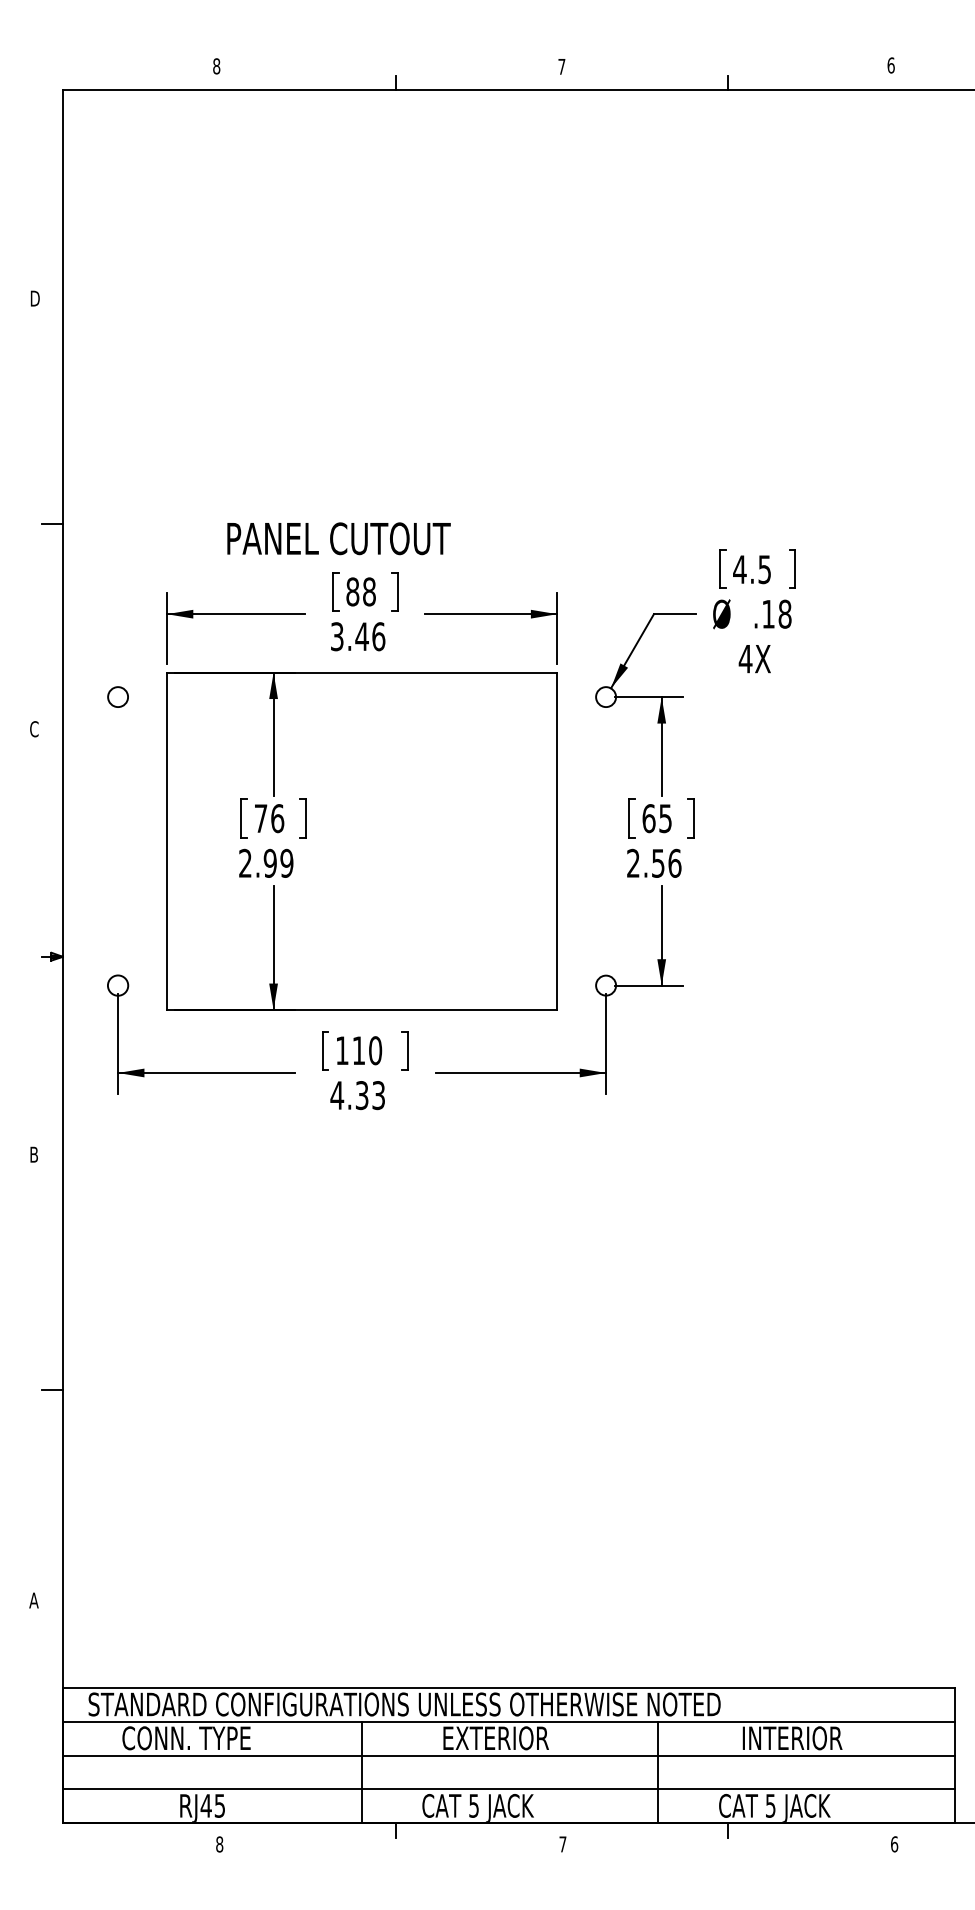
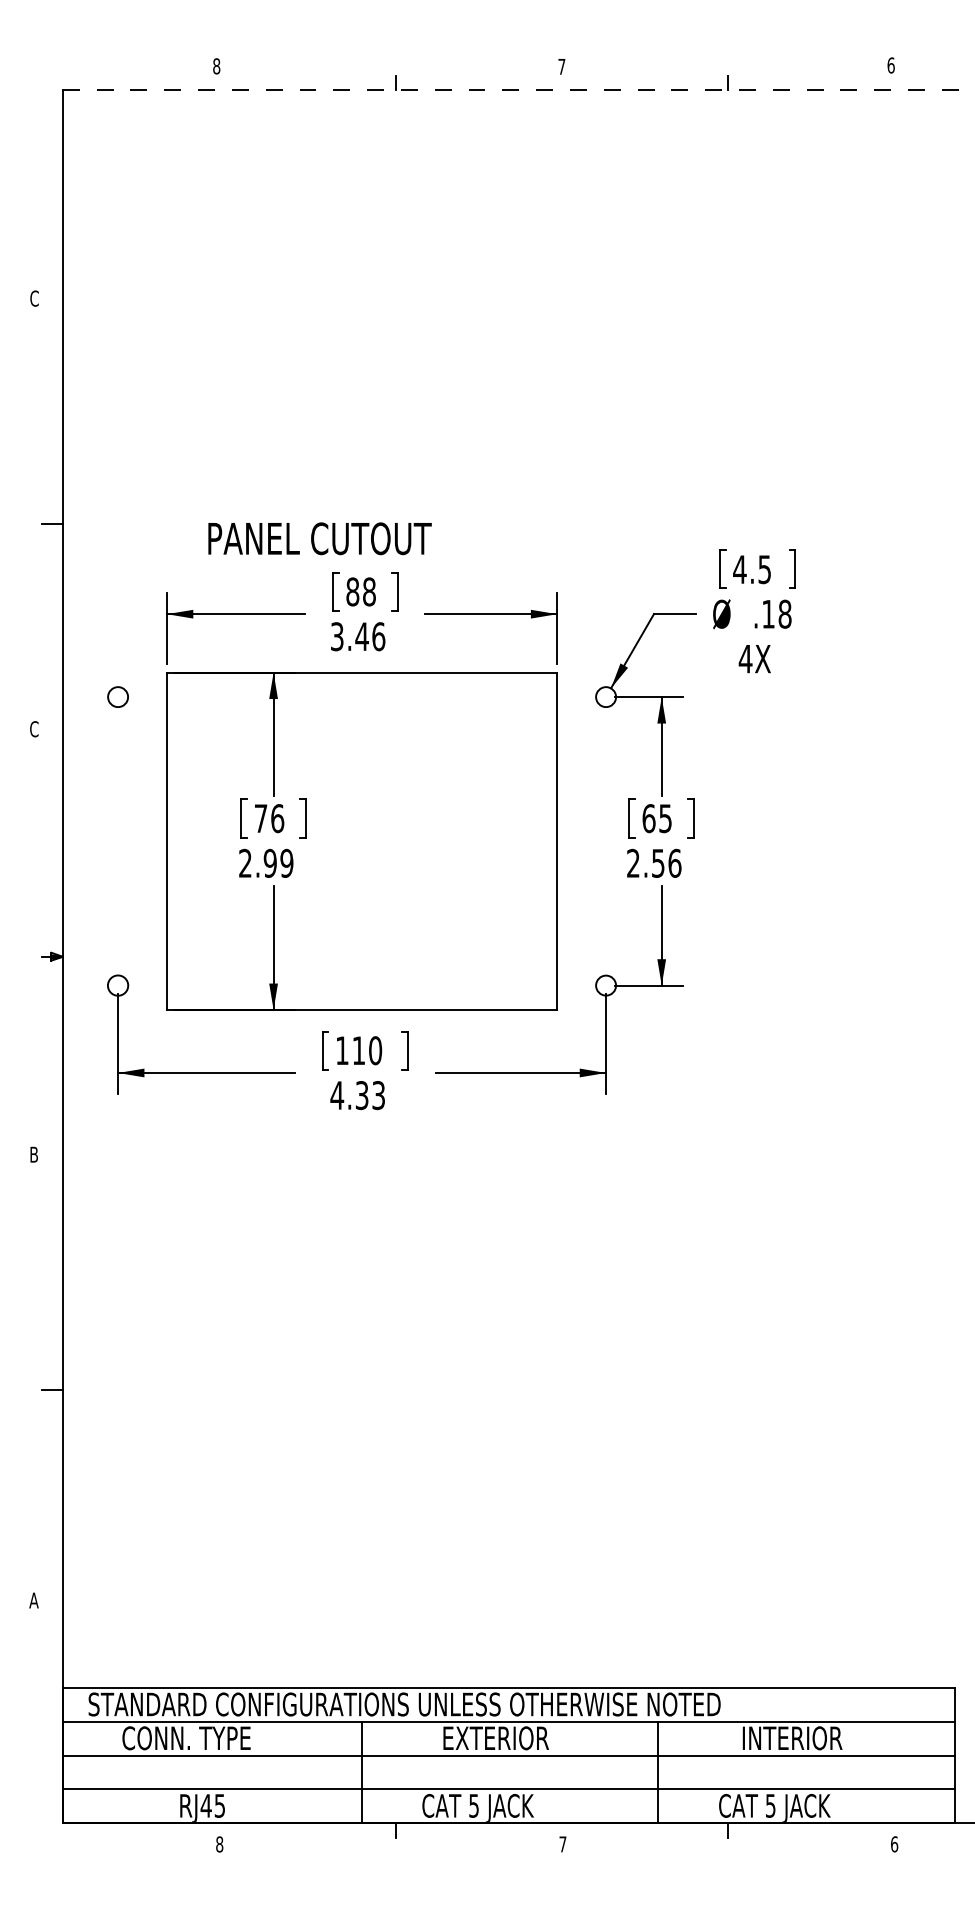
line: solid -> dashed (518, 90)
text: D -> C (34, 298)
text position: (338, 538) -> (319, 538) (319, 538)
